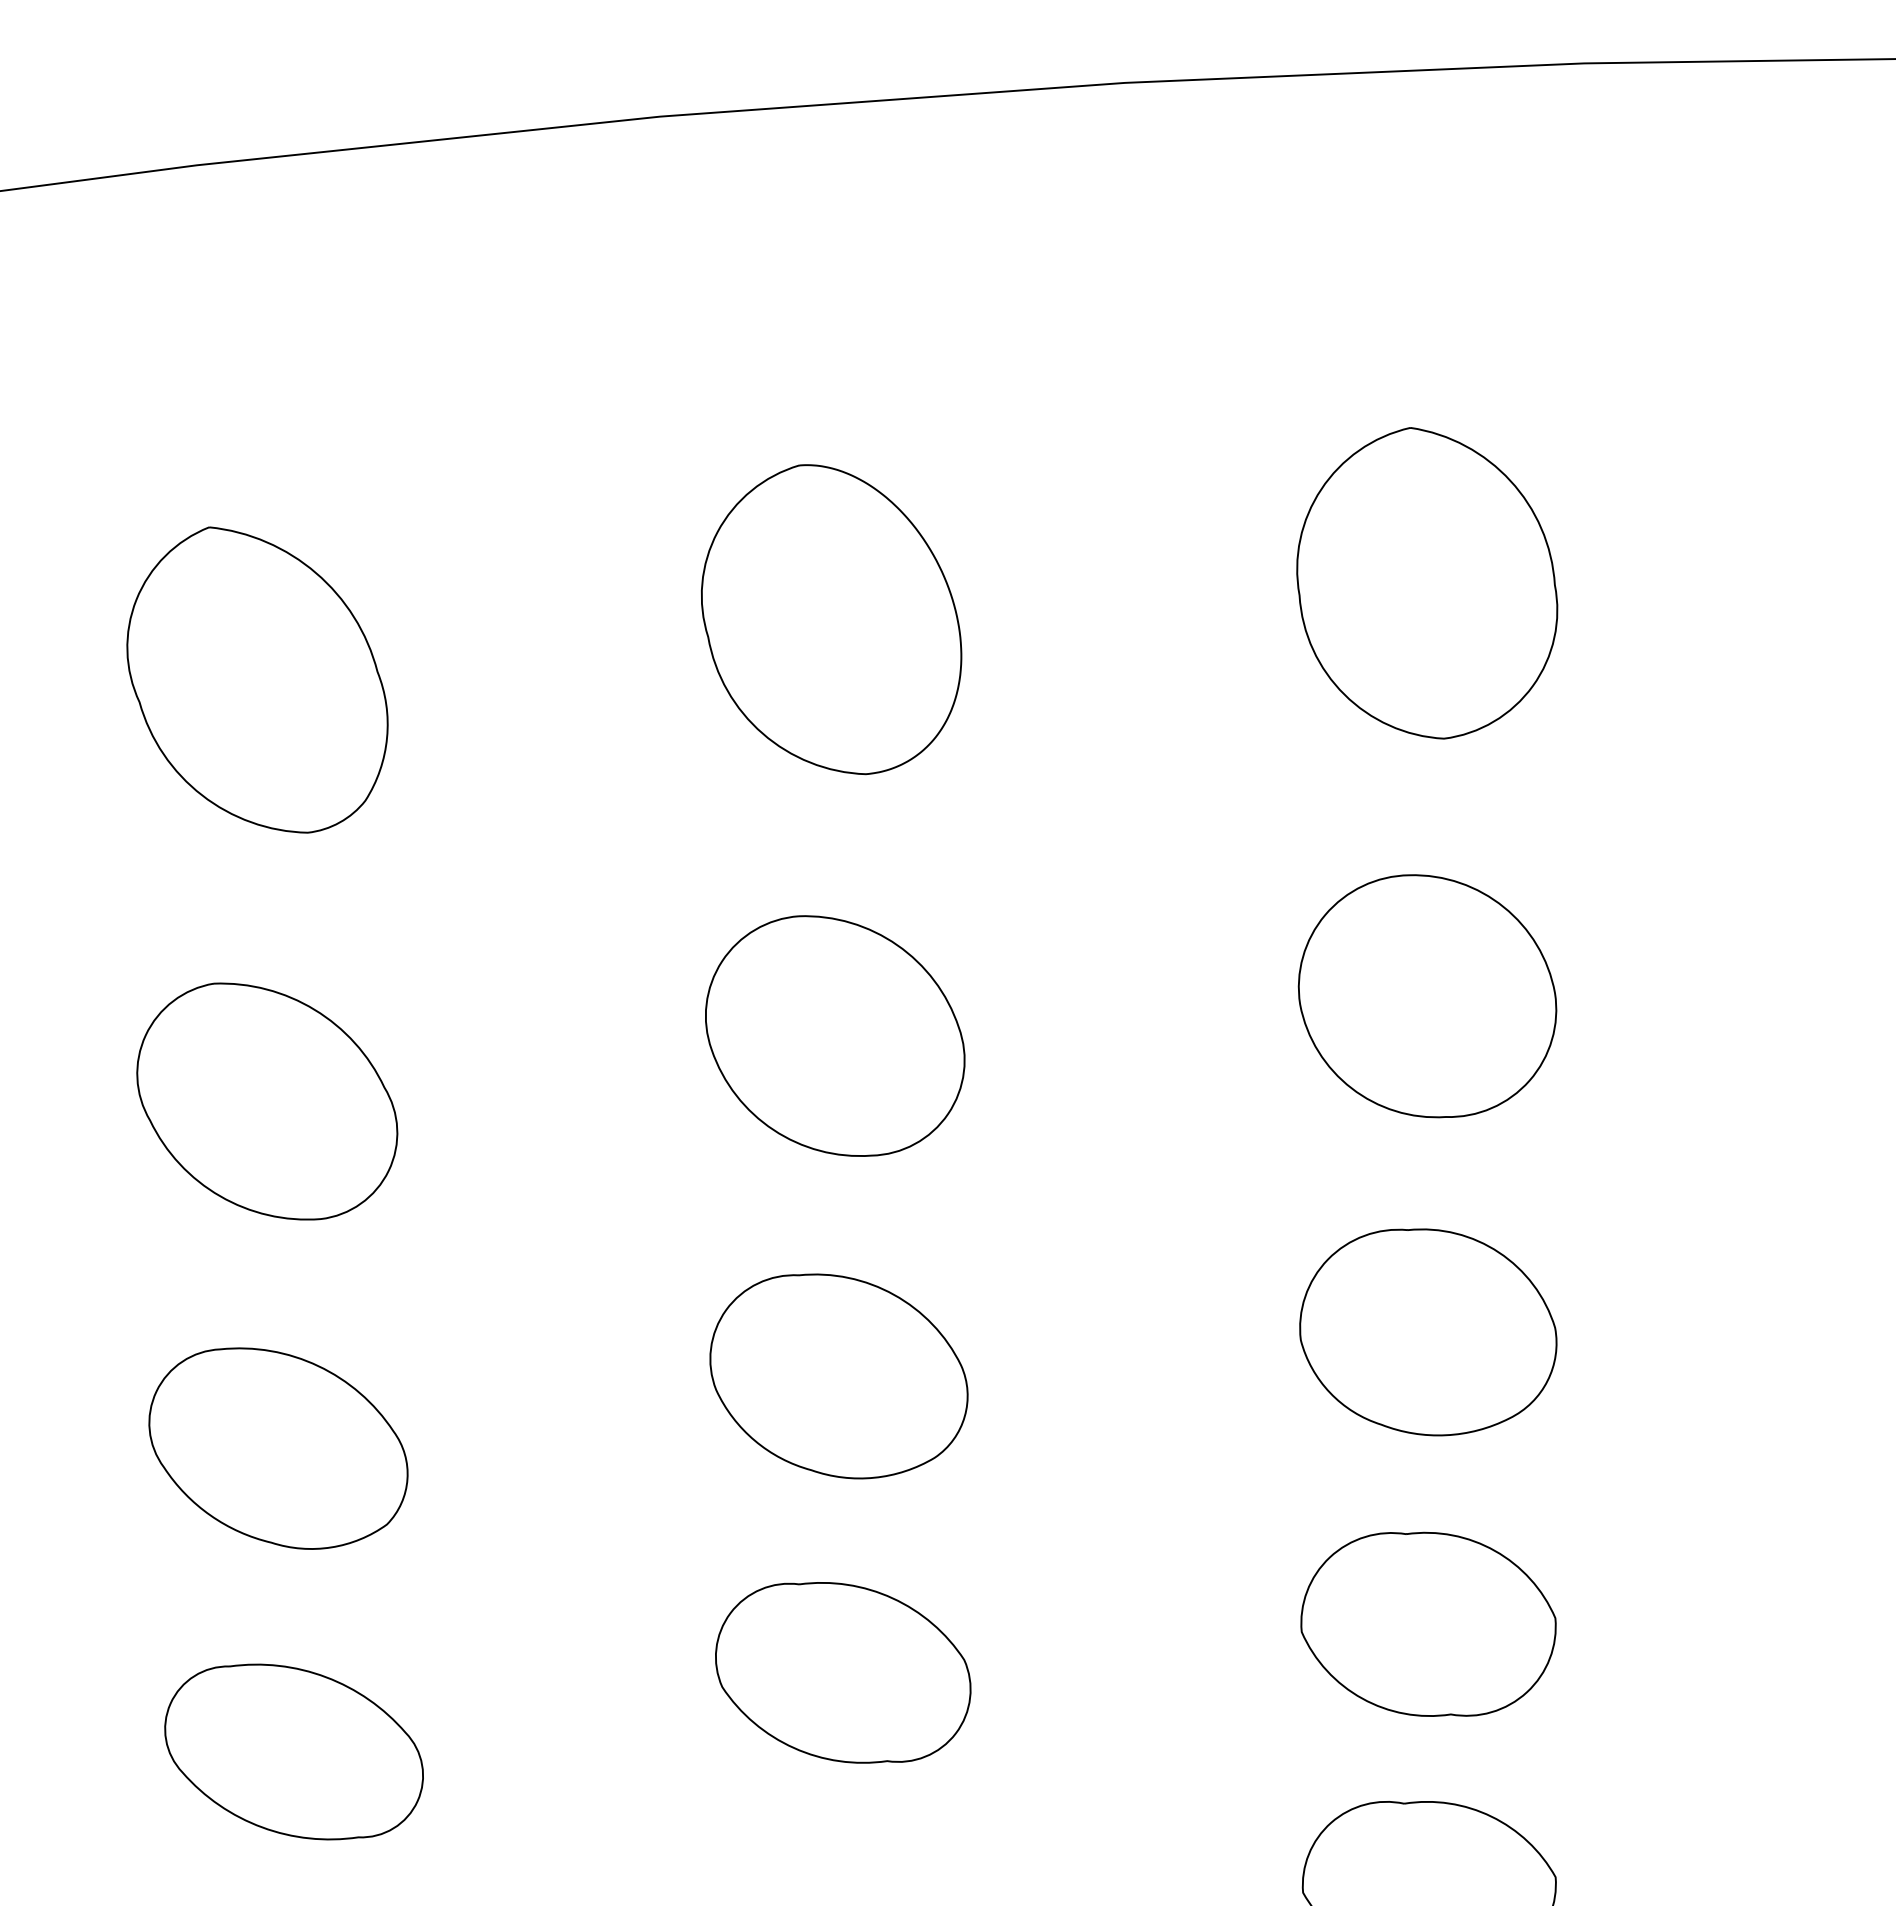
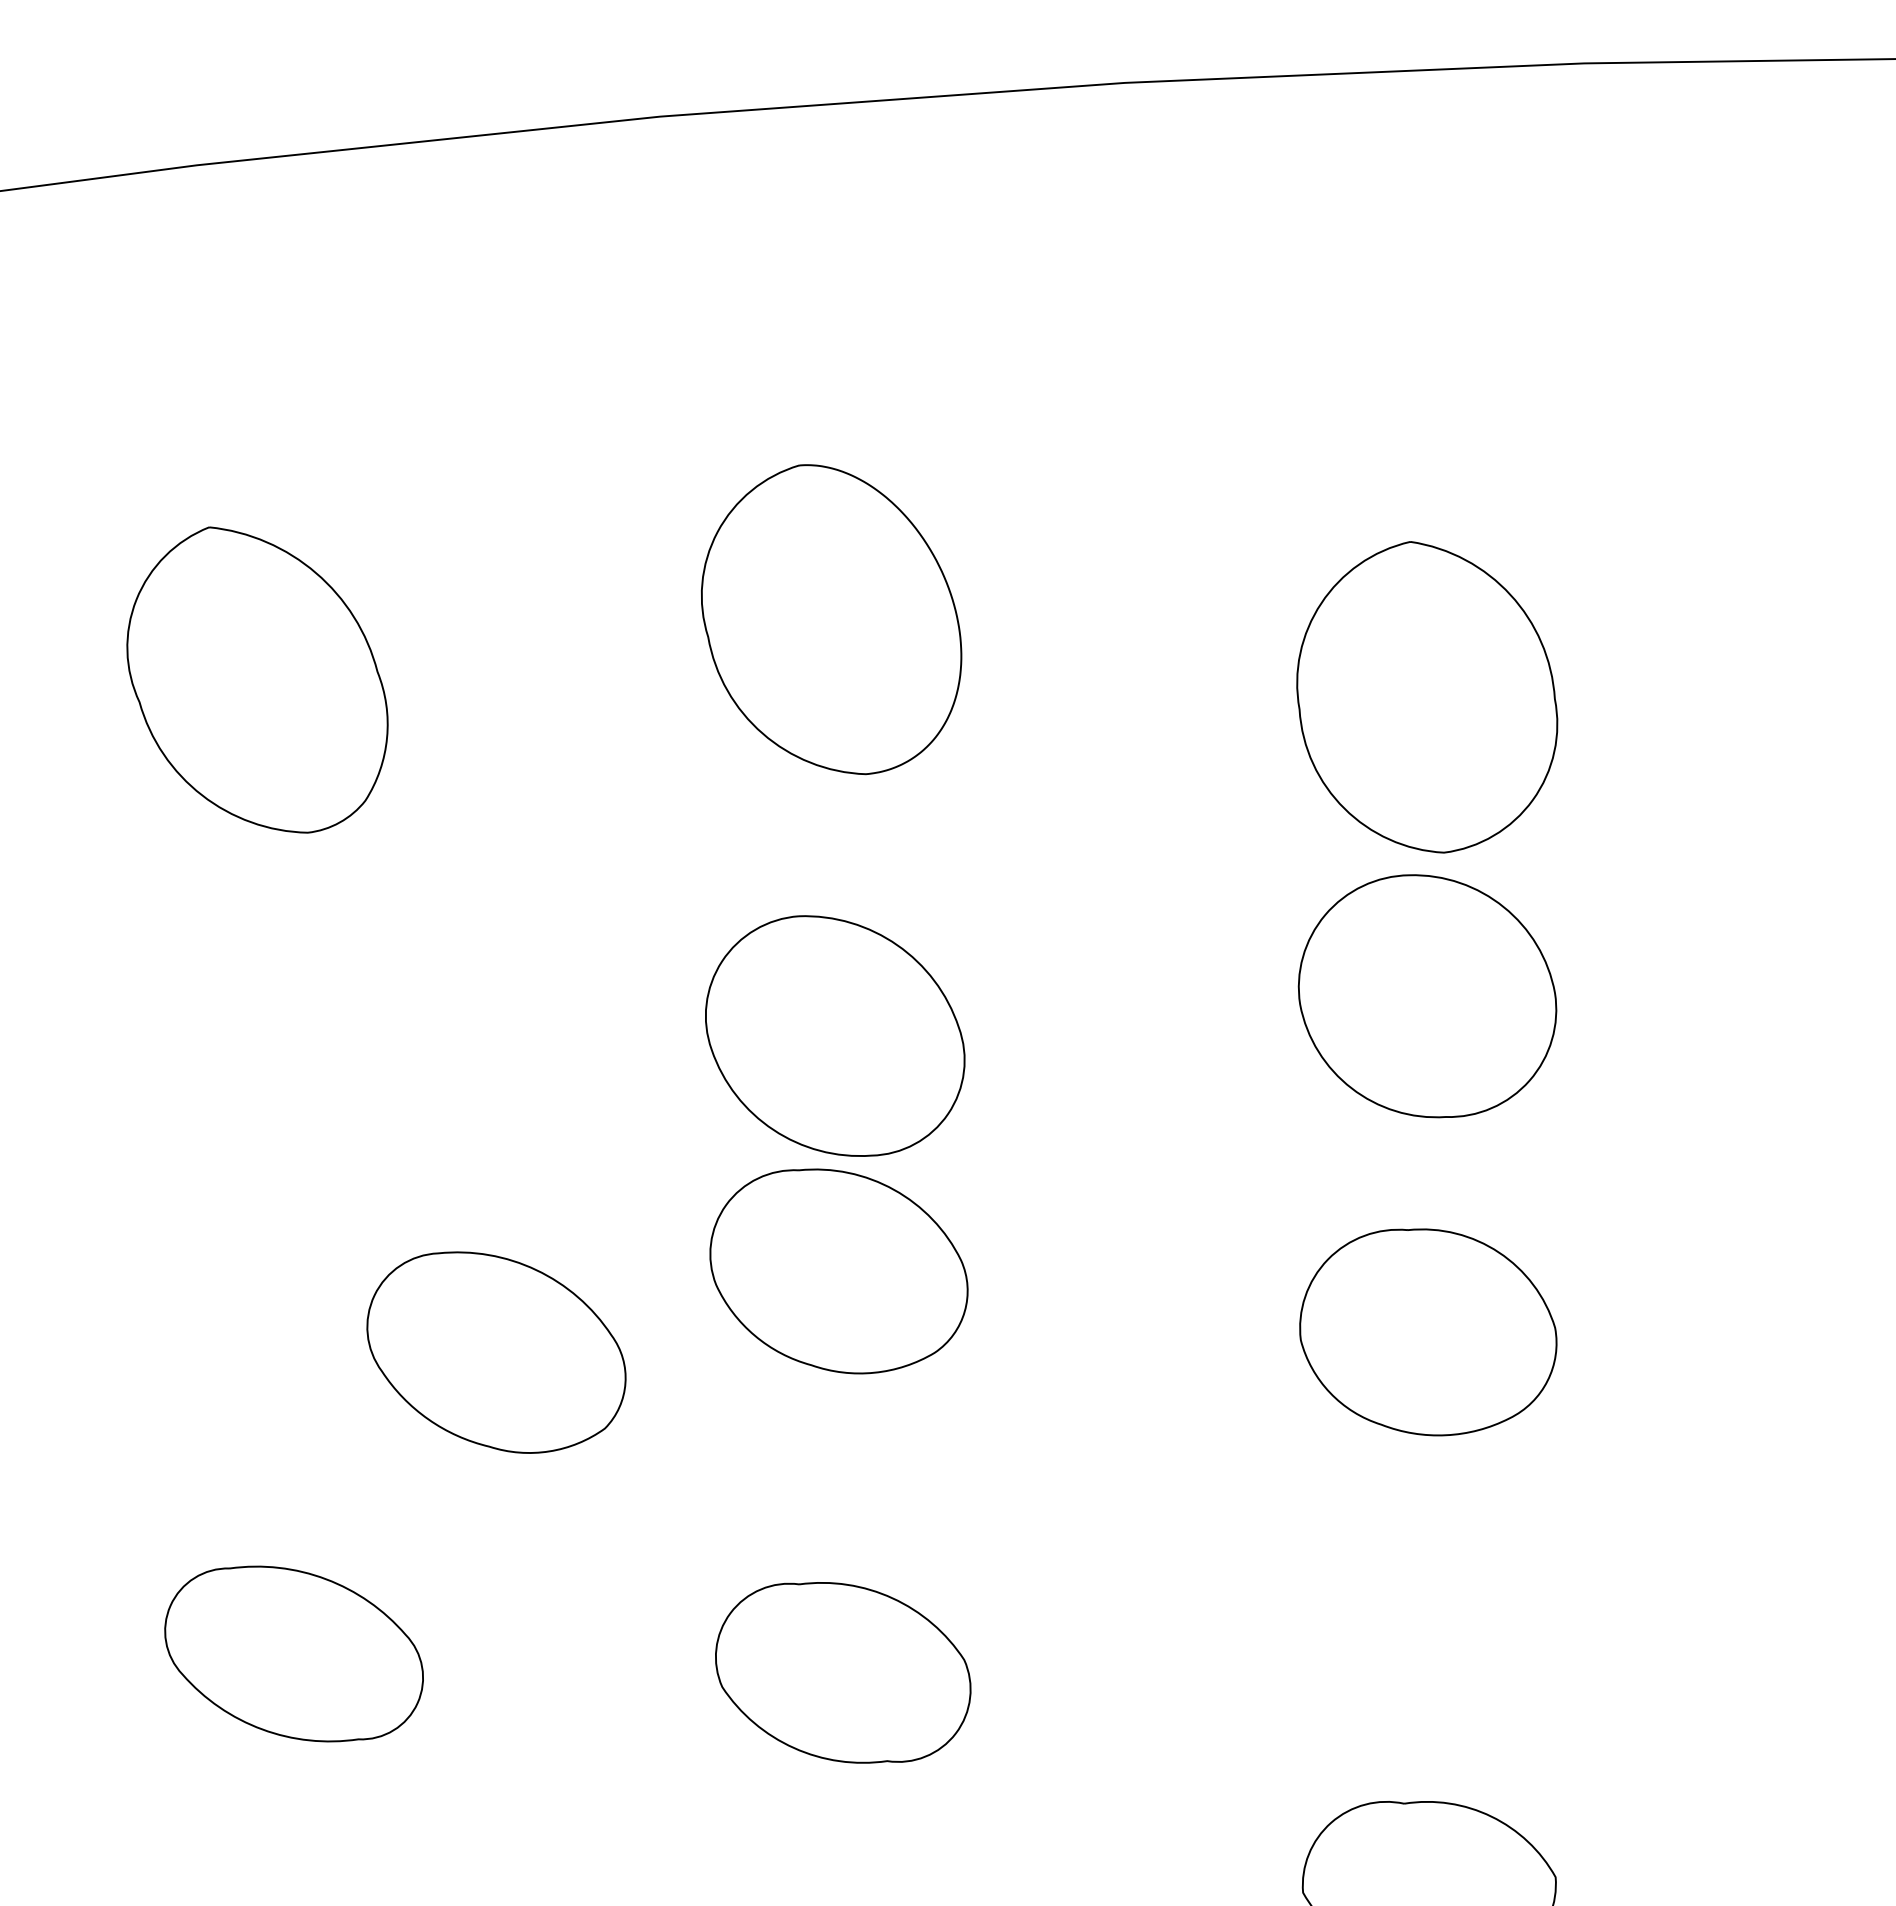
part position: (1427, 583) -> (1427, 697) (1427, 697)
part: present -> none (267, 1101)
part position: (838, 1376) -> (838, 1271) (838, 1271)
part position: (278, 1448) -> (496, 1352) (496, 1352)
part: present -> none (1428, 1623)
part position: (293, 1751) -> (293, 1653) (293, 1653)
